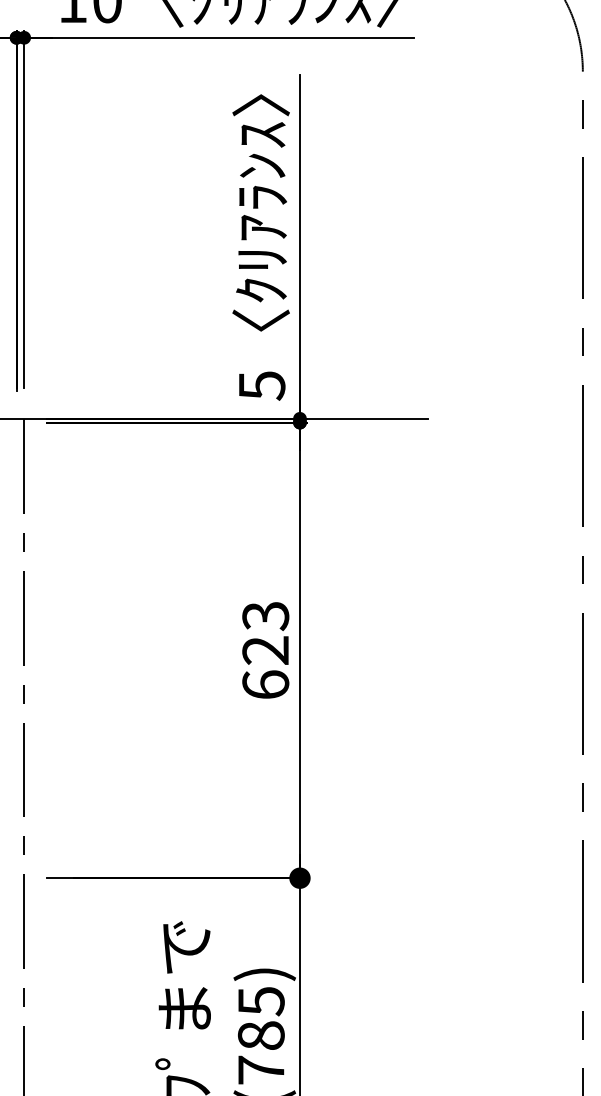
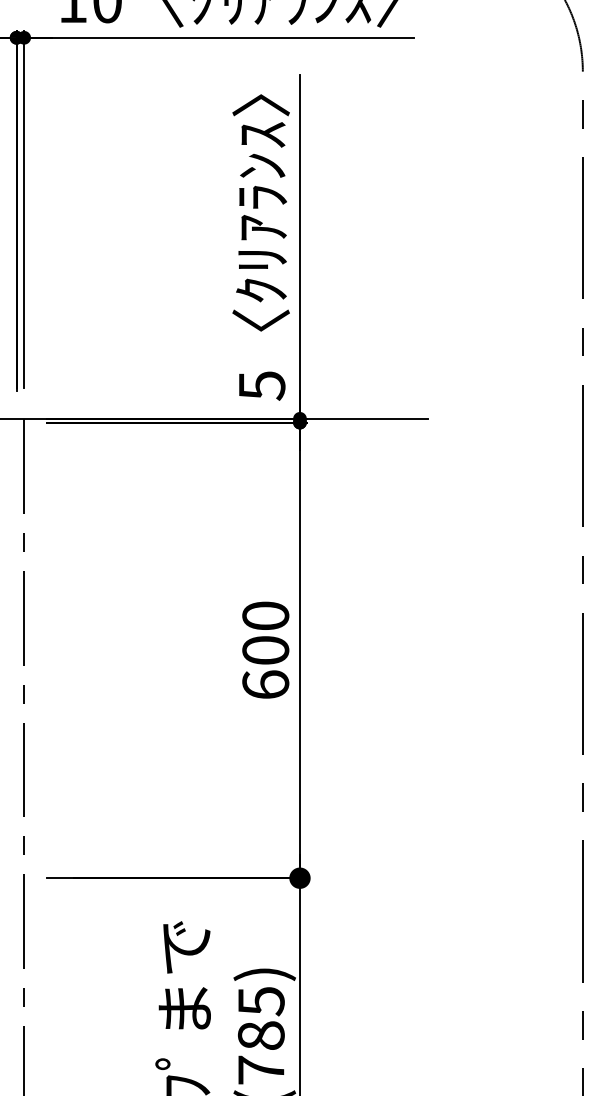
text: 623 -> 600 (265, 632)
